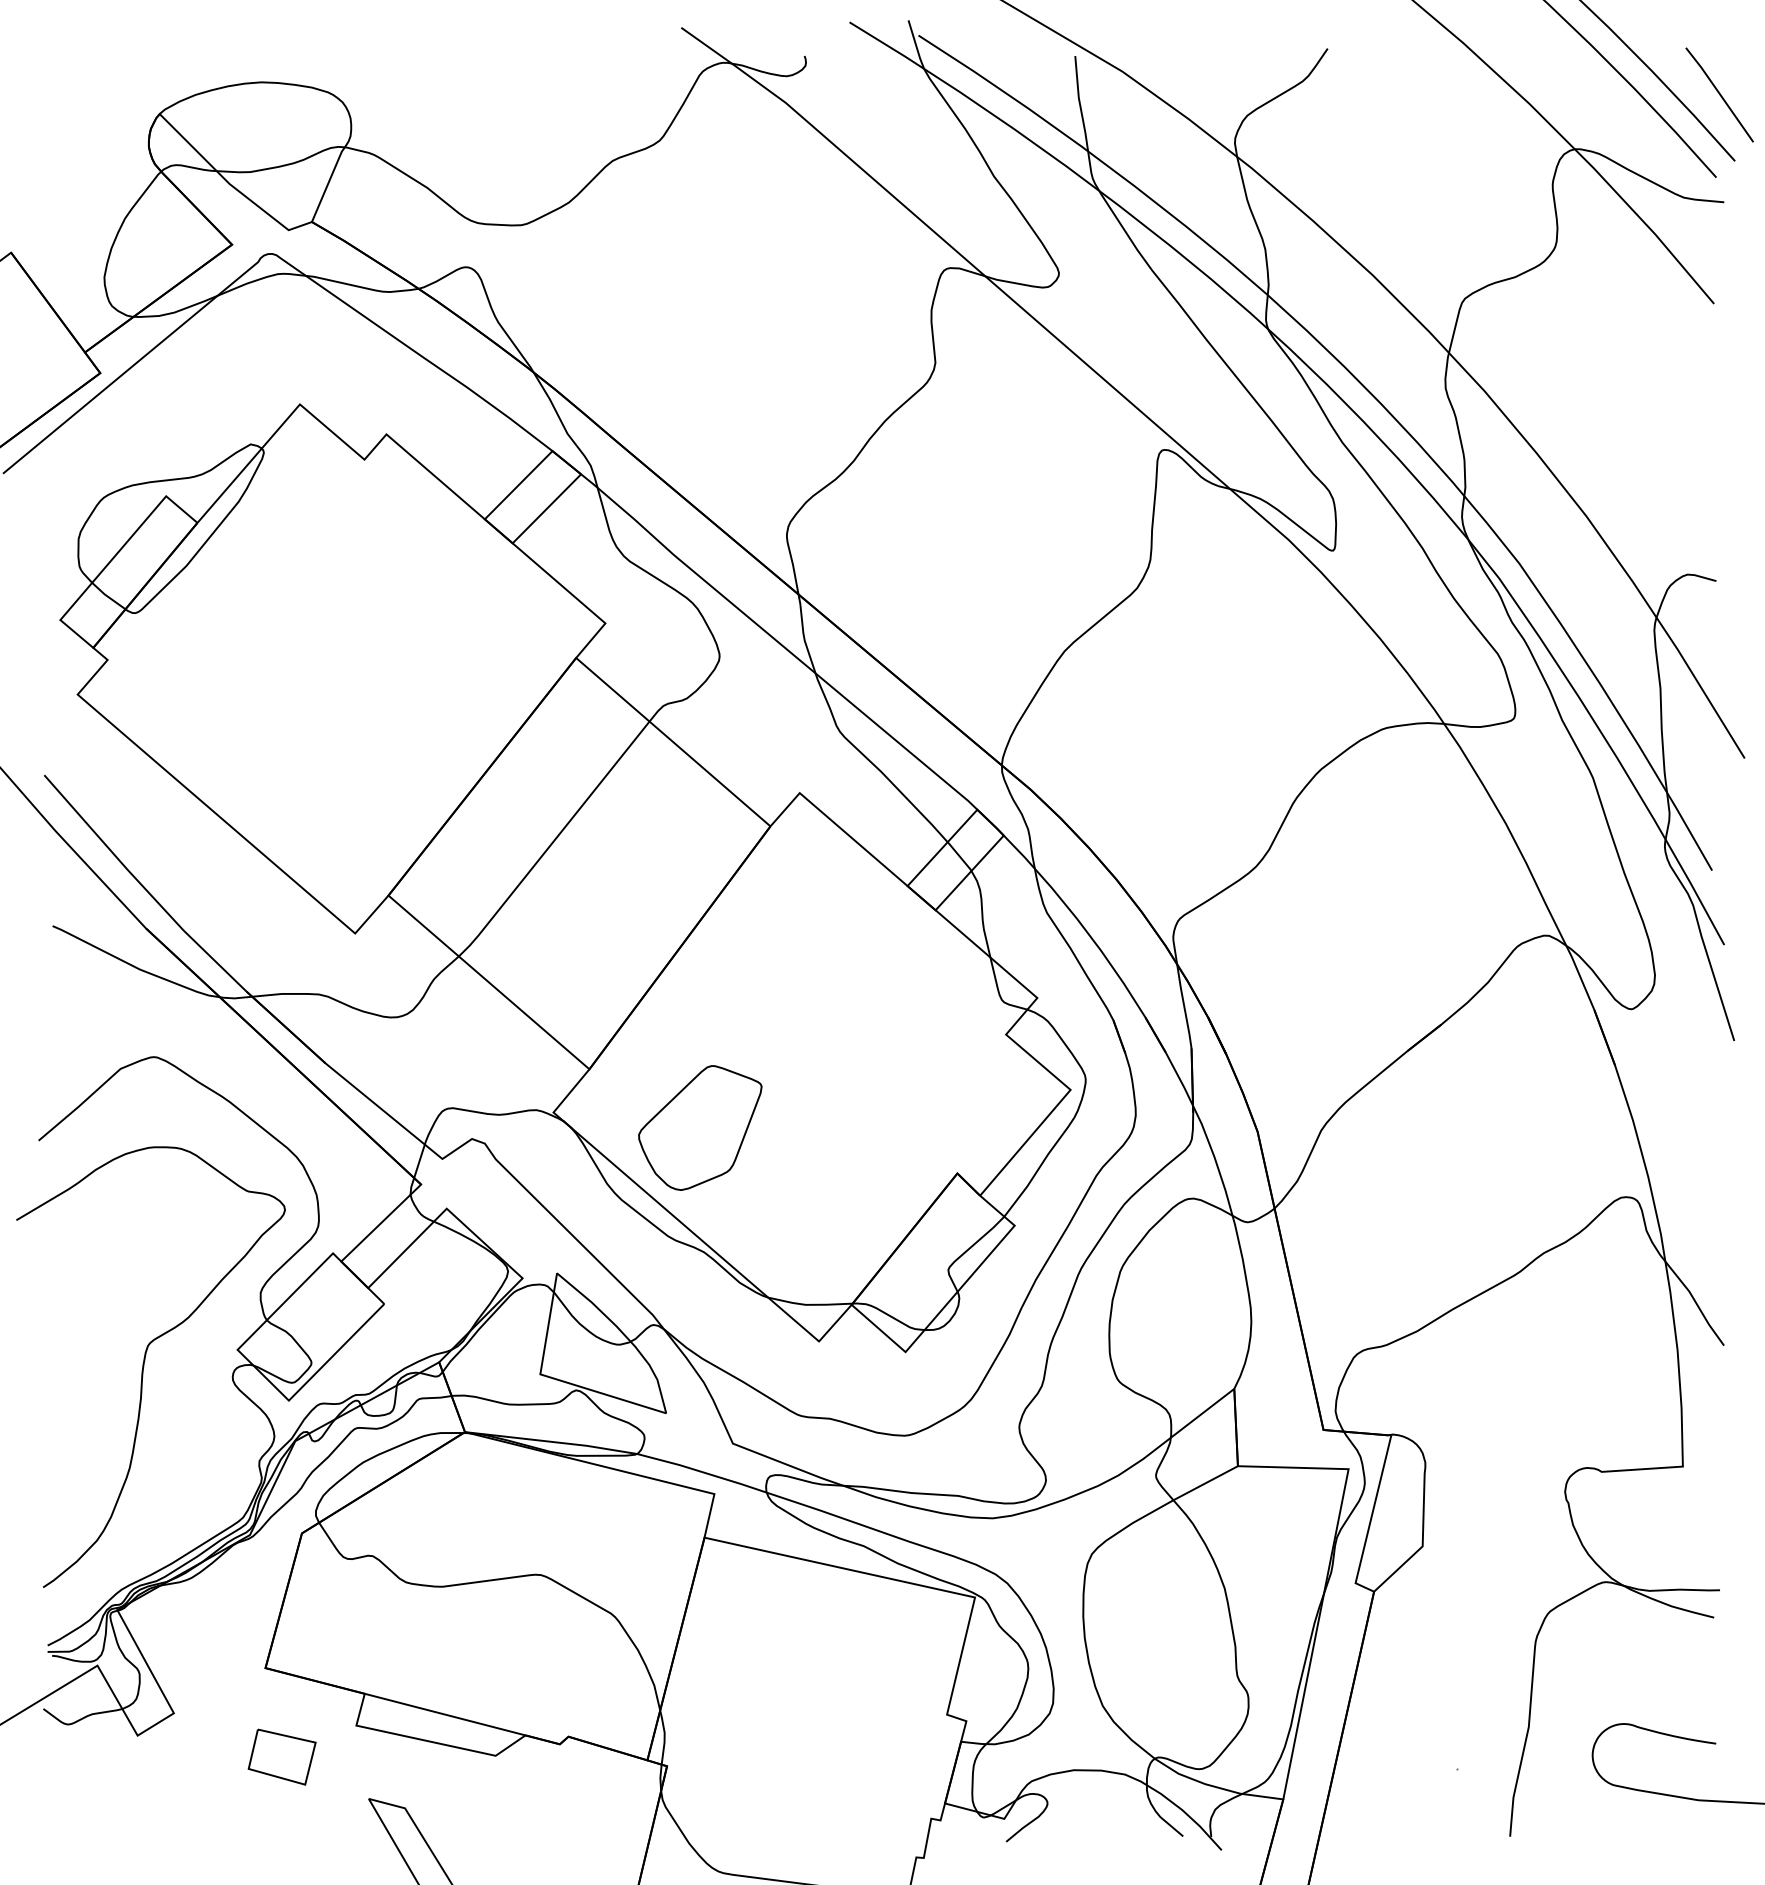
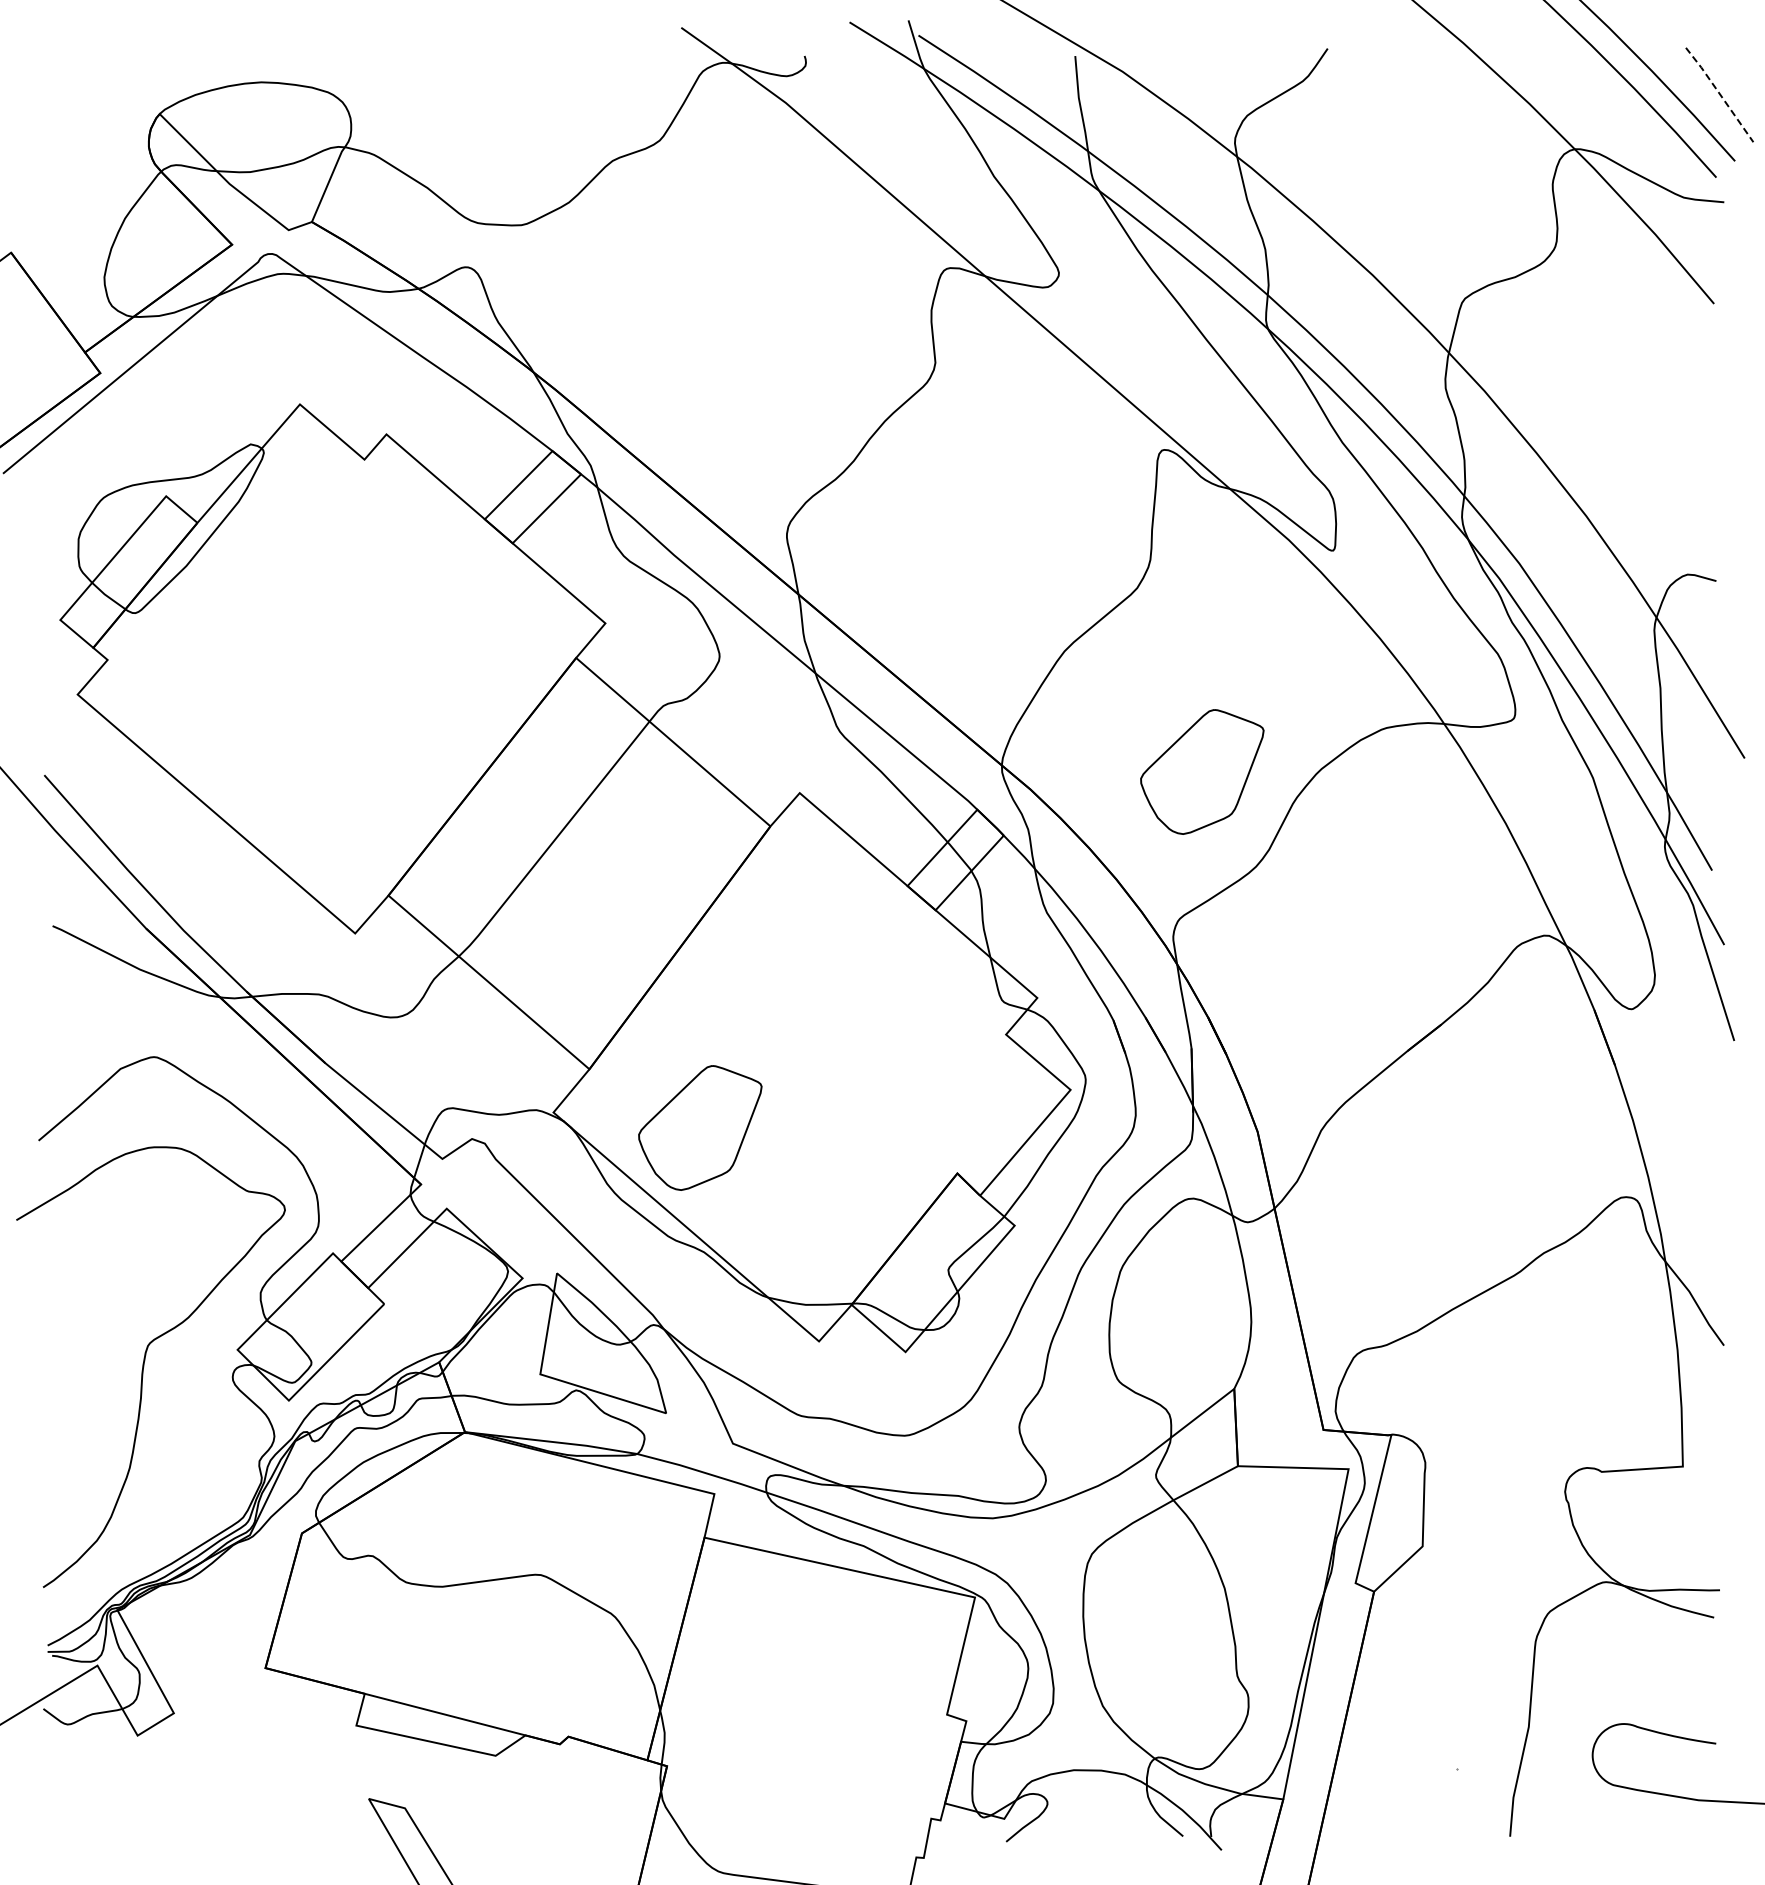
line: solid -> dashed (1720, 94)
part: none -> present (1202, 771)
part: present -> none (281, 1756)
